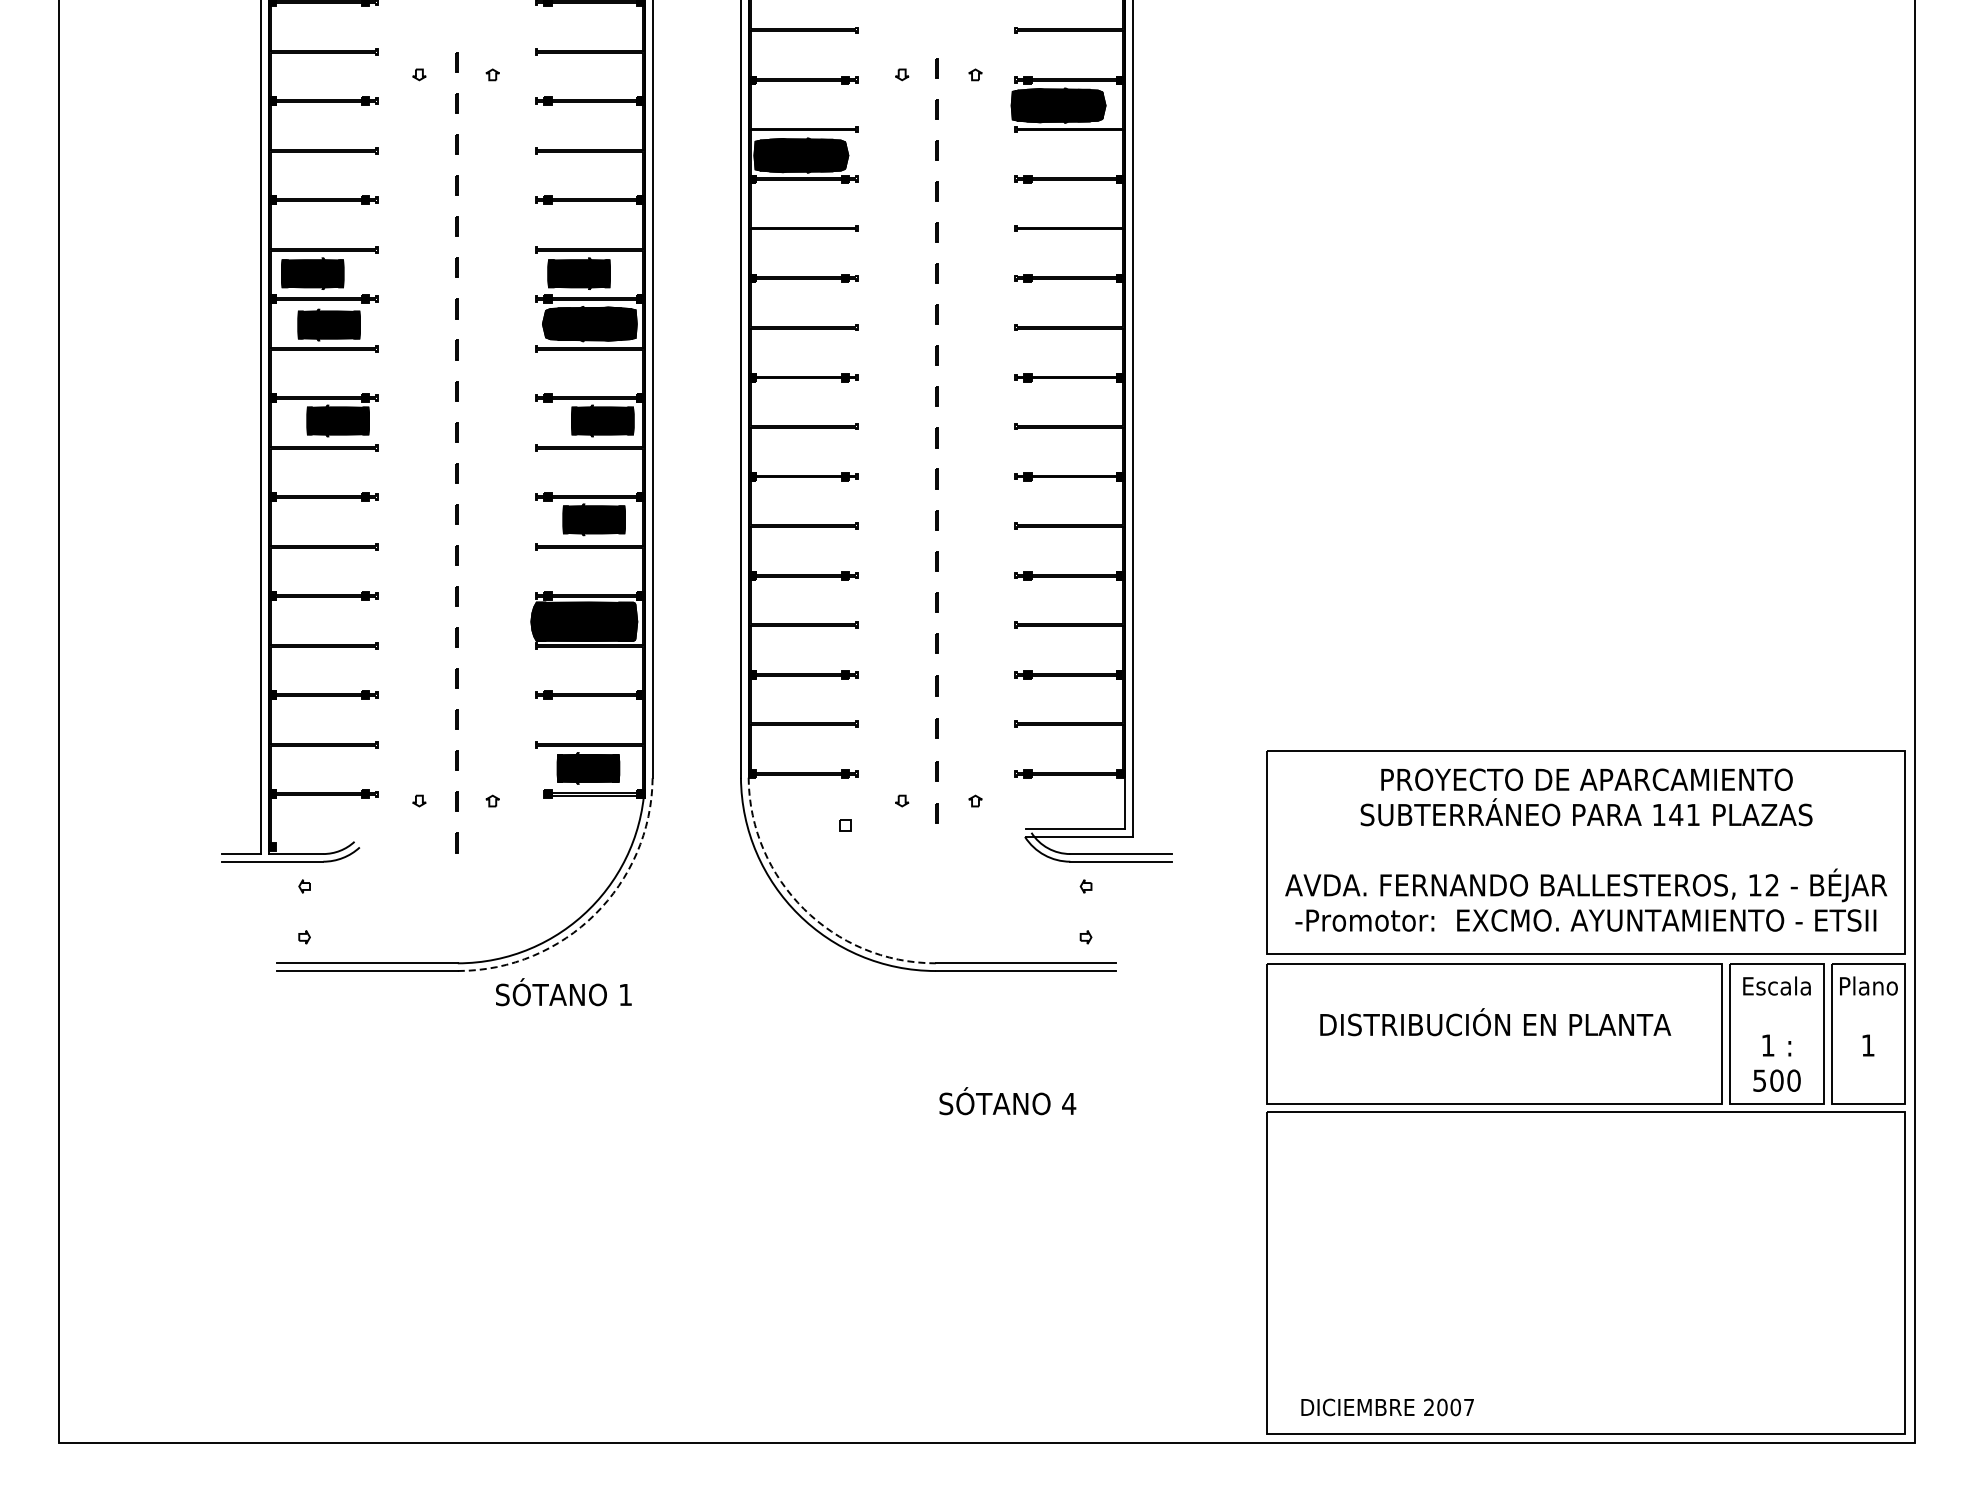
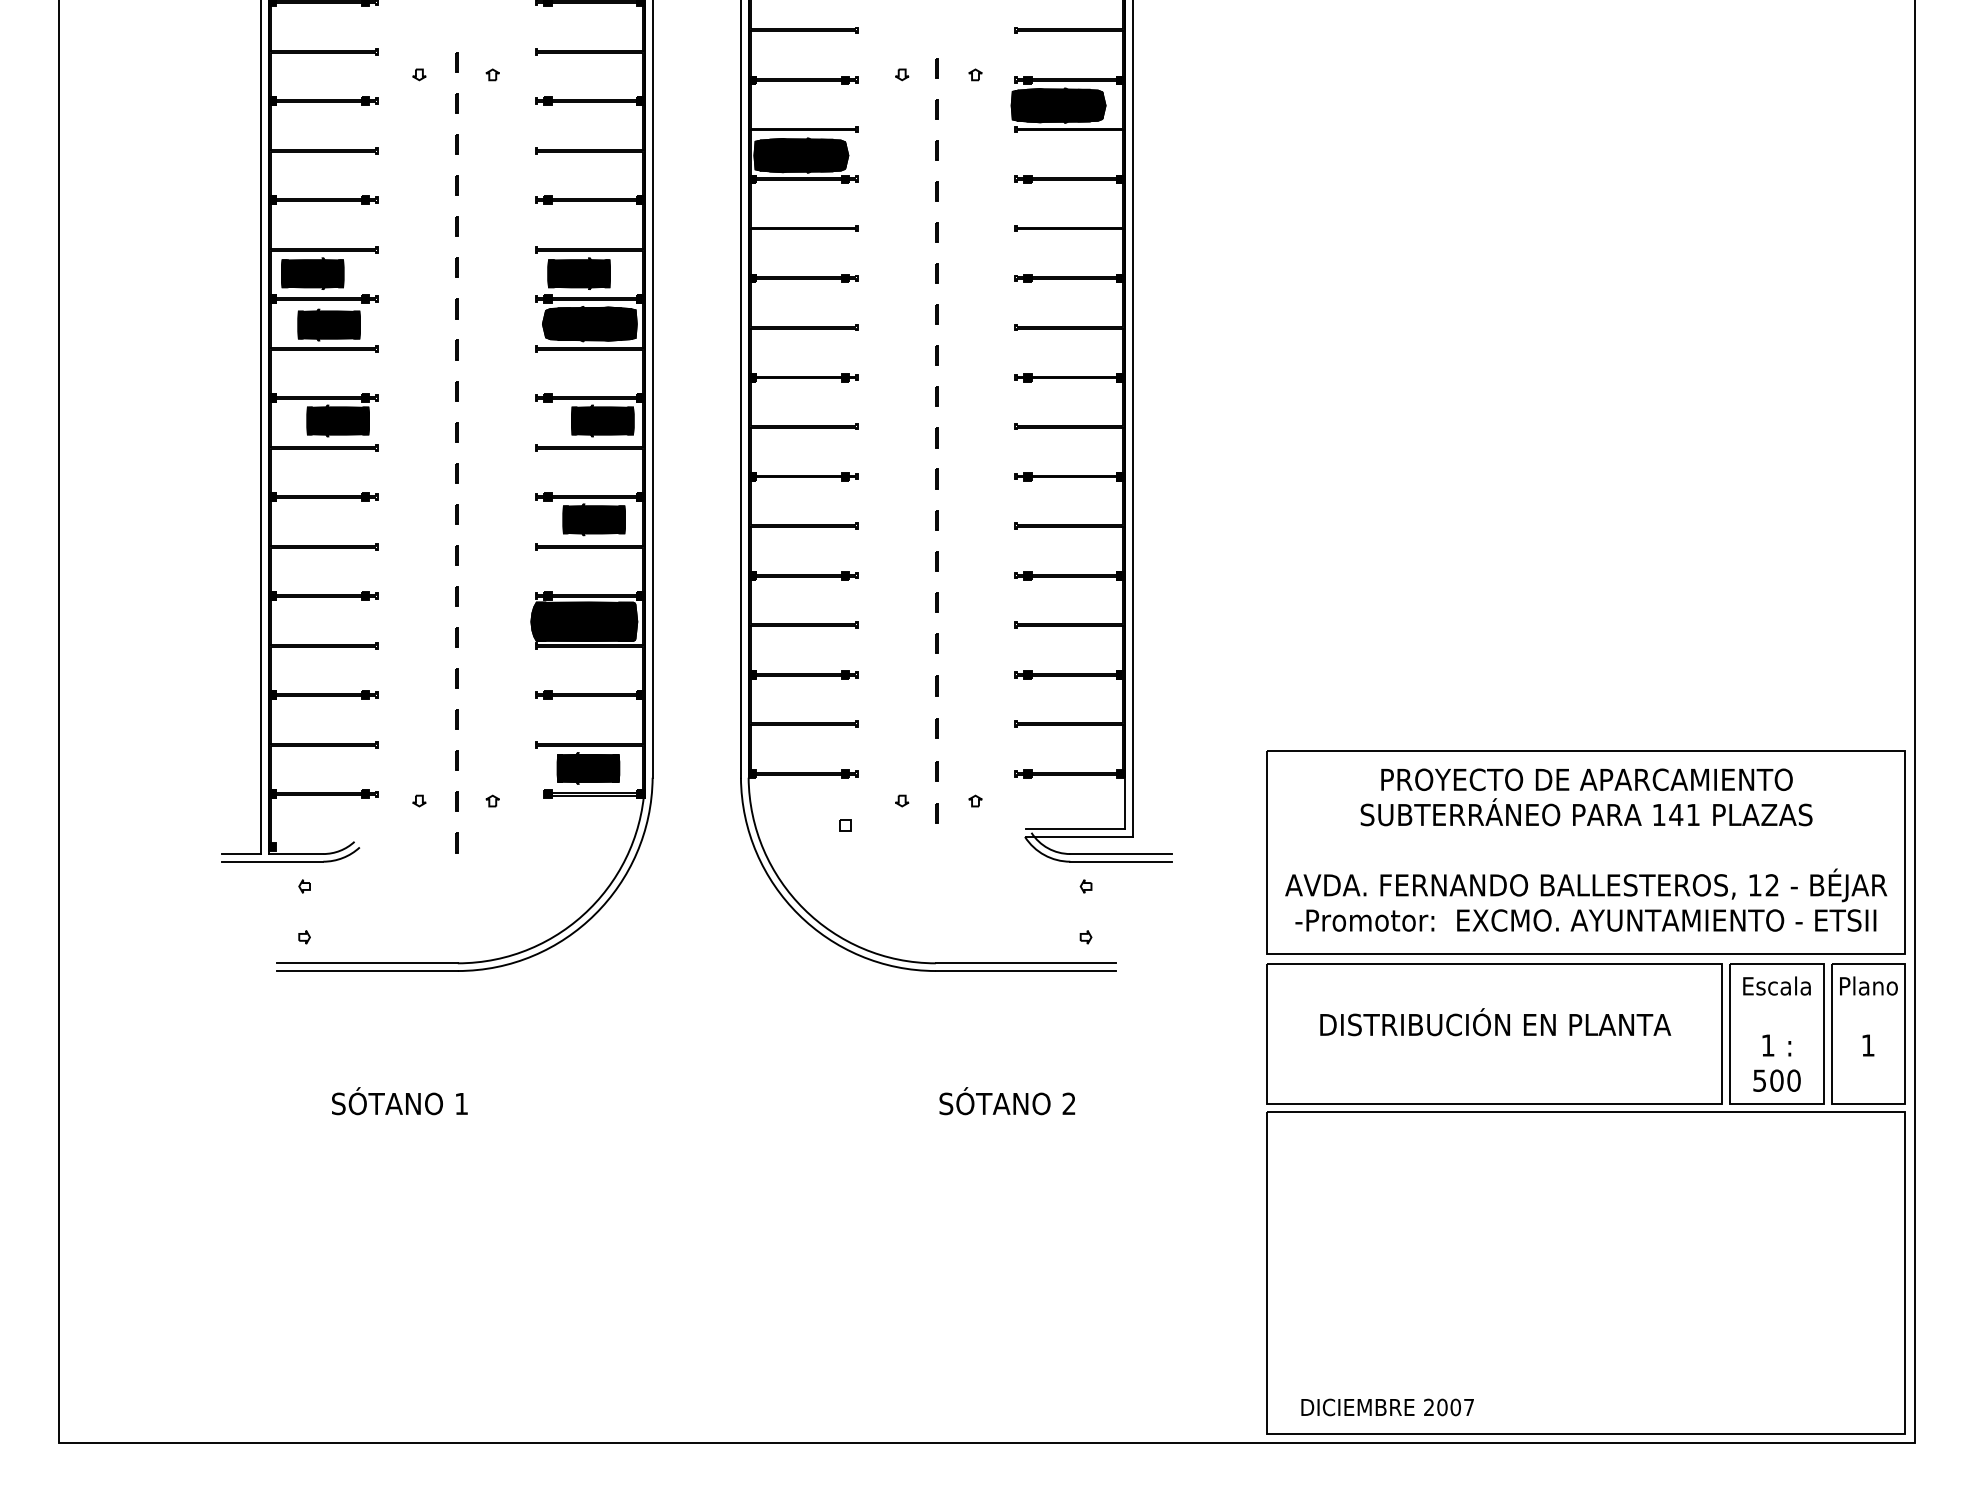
arc: dashed -> solid (804, 909)
arc: dashed -> solid (595, 914)
text position: (563, 992) -> (399, 1101) (399, 1101)
text: 4 -> 2 (1069, 1103)
